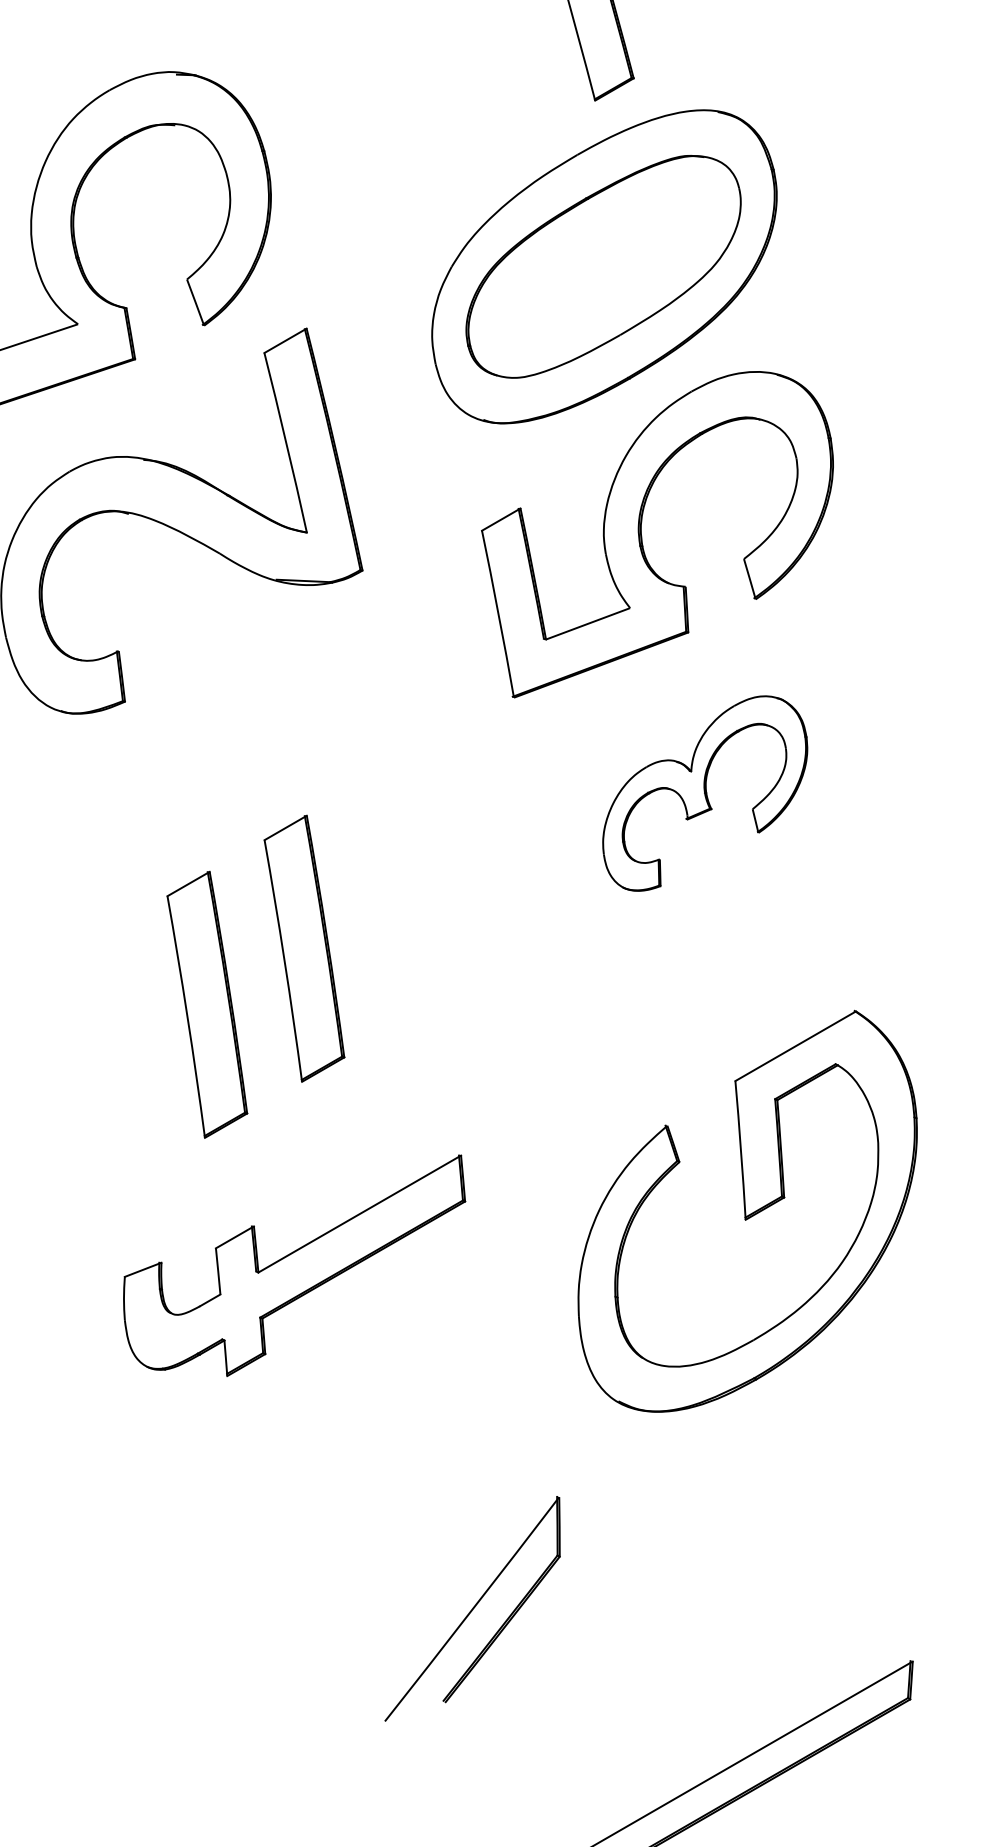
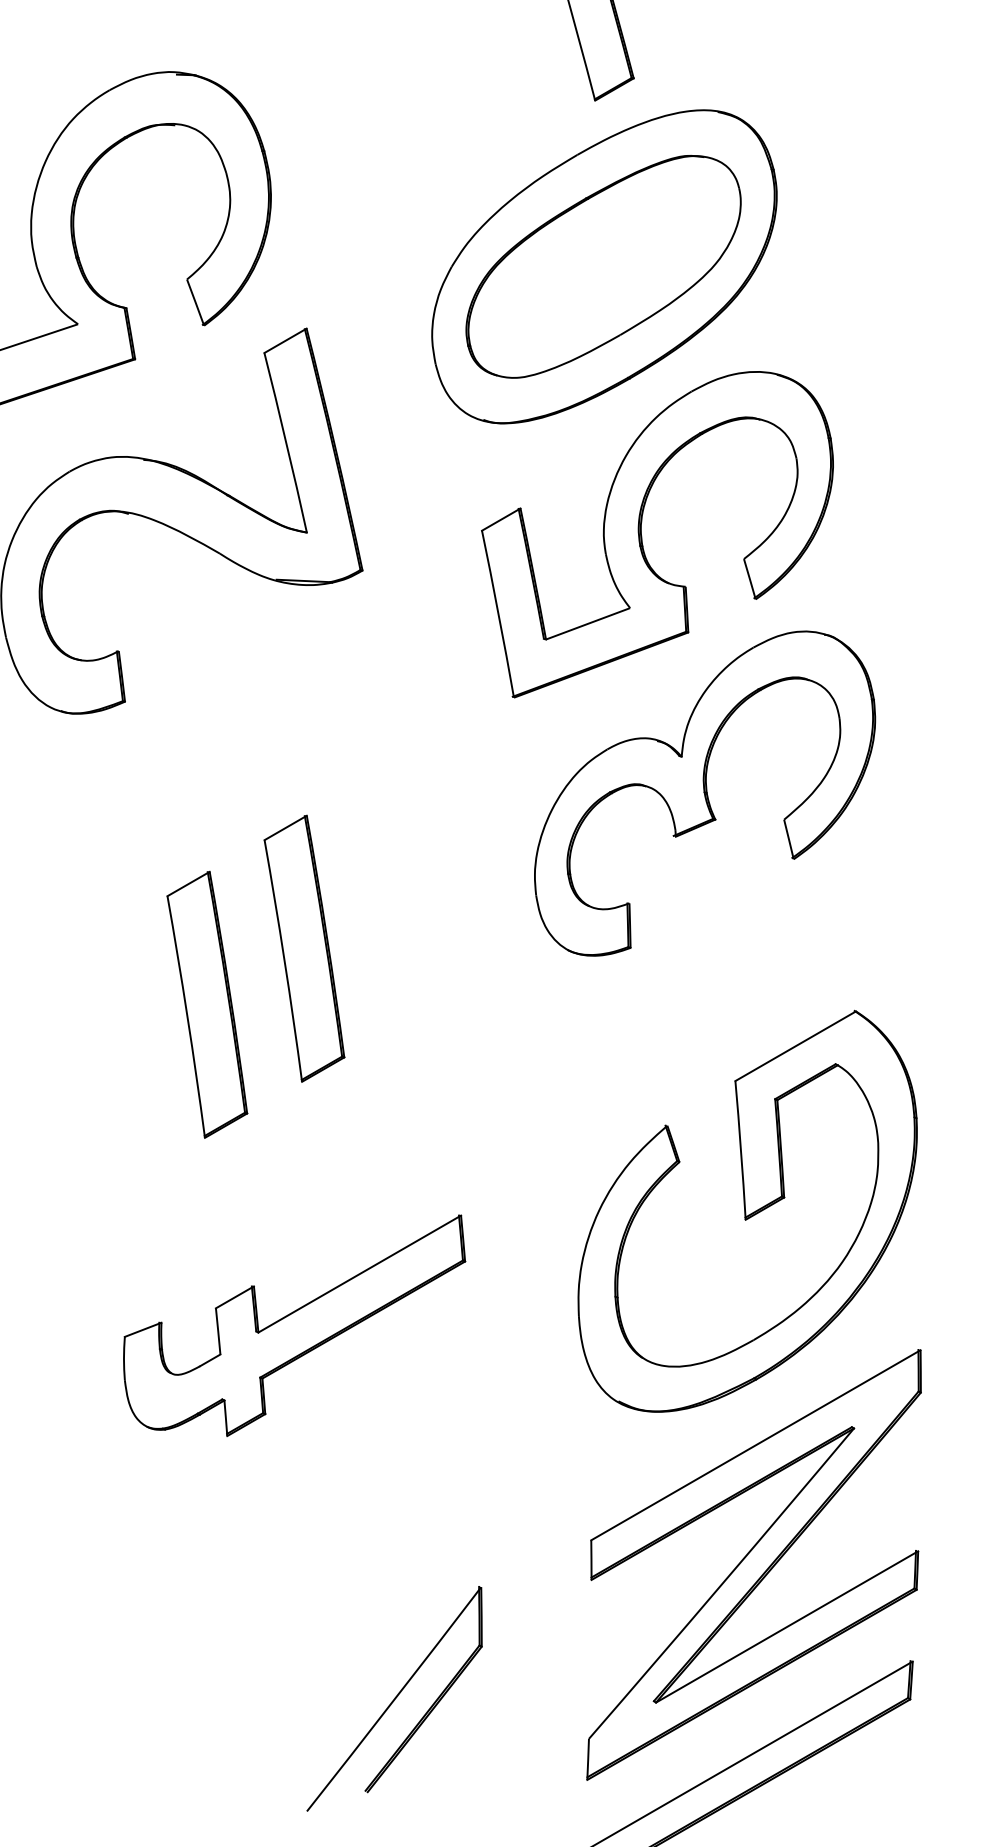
part size: 207x197 px -> 343x327 px (705, 793)
part position: (294, 1265) -> (294, 1325) (294, 1325)
part: none -> present (753, 1564)
part position: (472, 1608) -> (394, 1698) (394, 1698)
